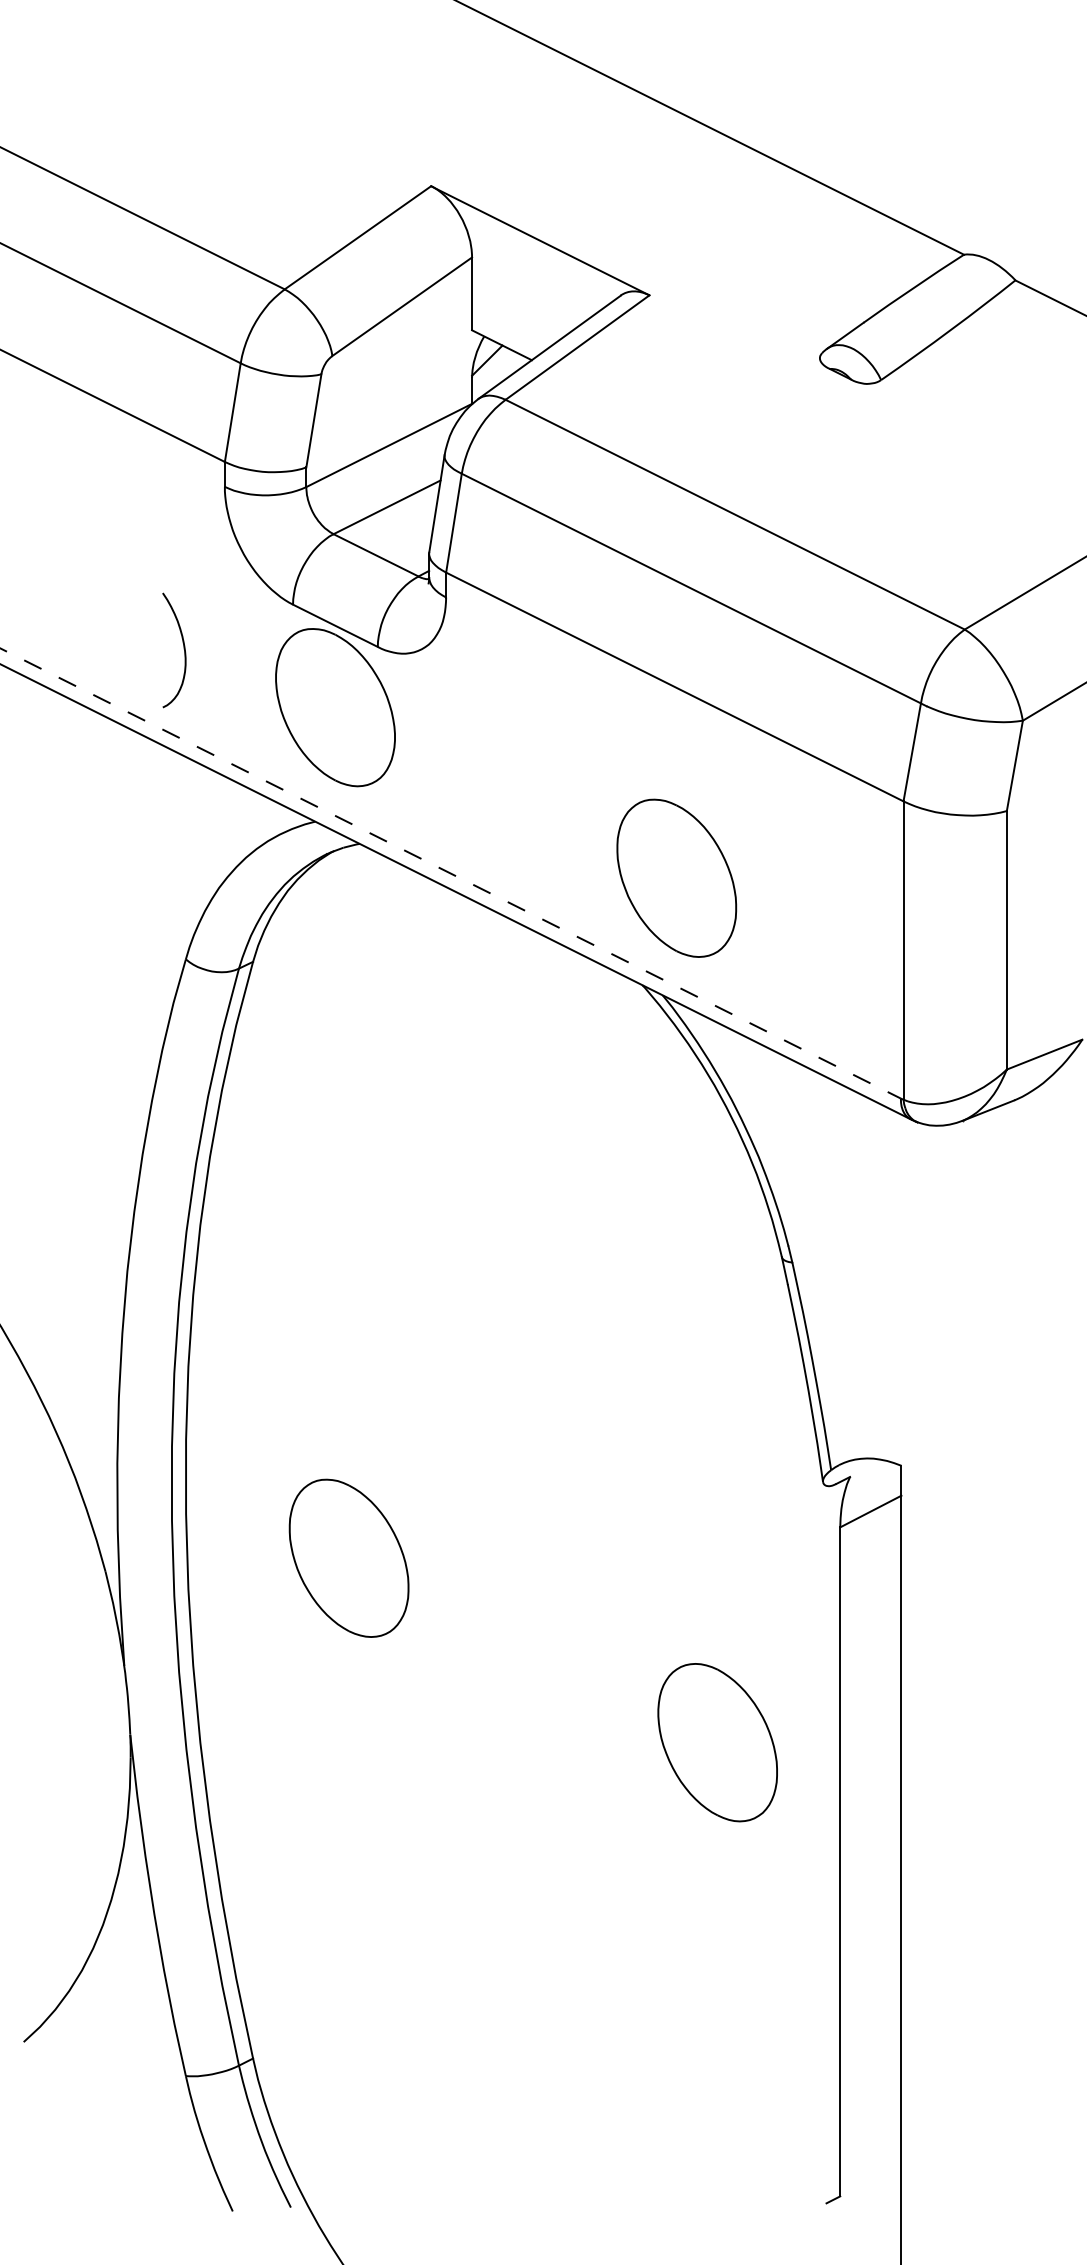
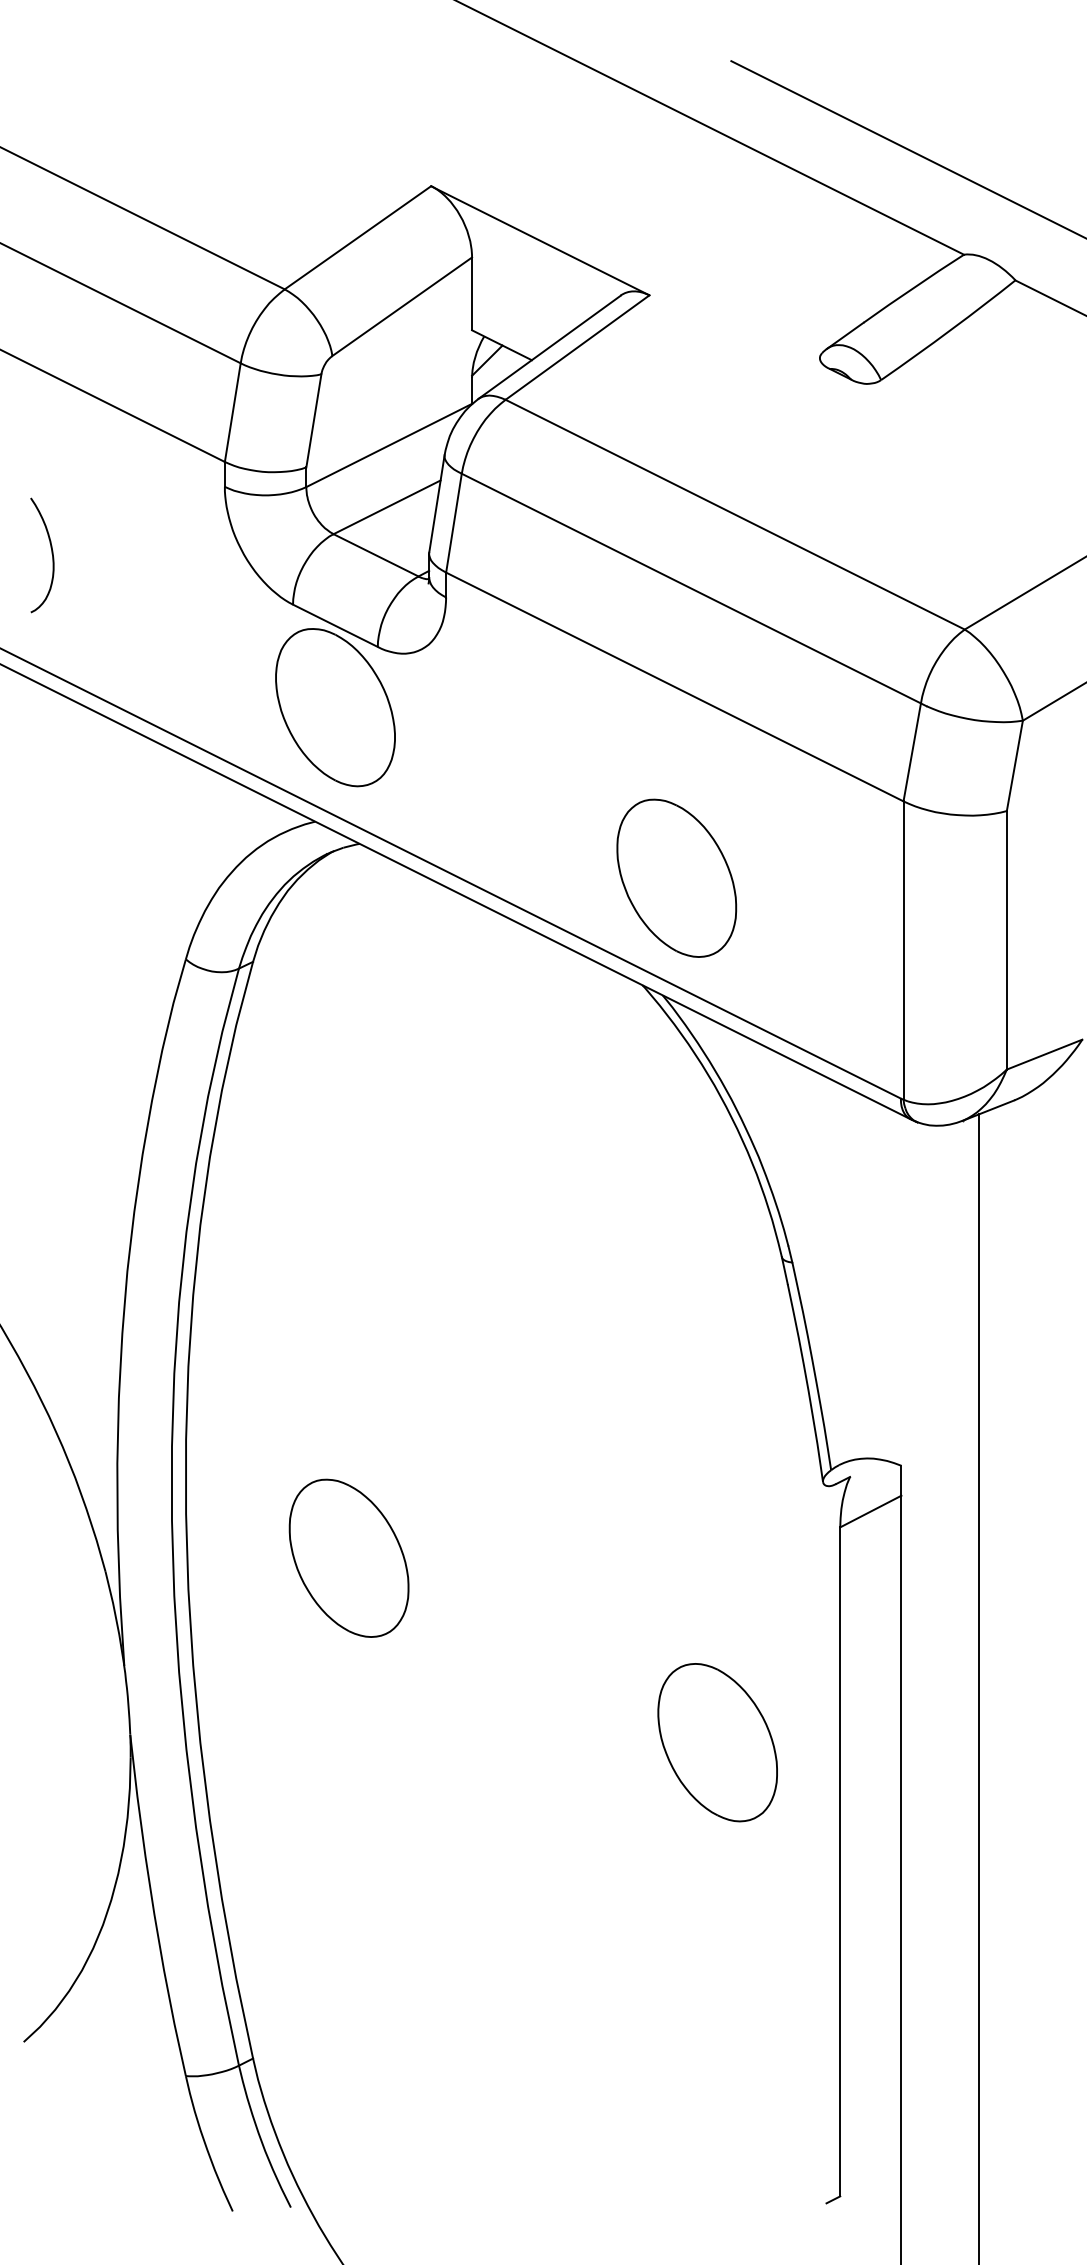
line: none -> present (907, 149)
curve position: (183, 649) -> (51, 554) (51, 554)
line: dashed -> solid (450, 873)
line: none -> present (979, 1687)
